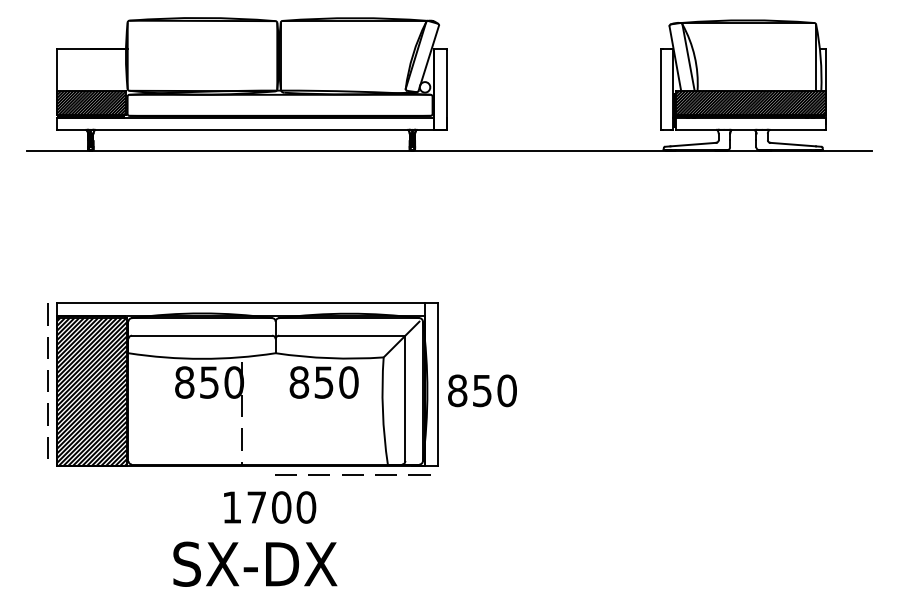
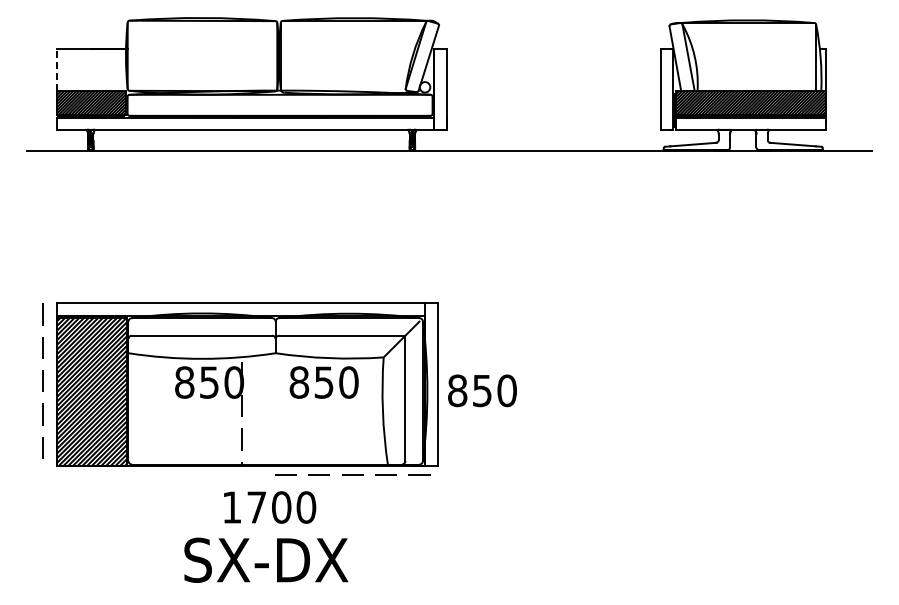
line: solid -> dashed (56, 70)
line position: (47, 380) -> (42, 380) (42, 380)
text position: (255, 563) -> (266, 559) (266, 559)
